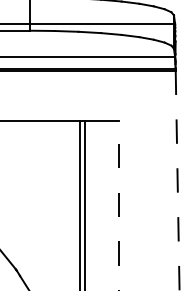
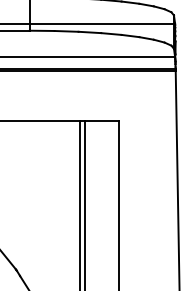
line: dashed -> solid (177, 180)
line: dashed -> solid (118, 205)
